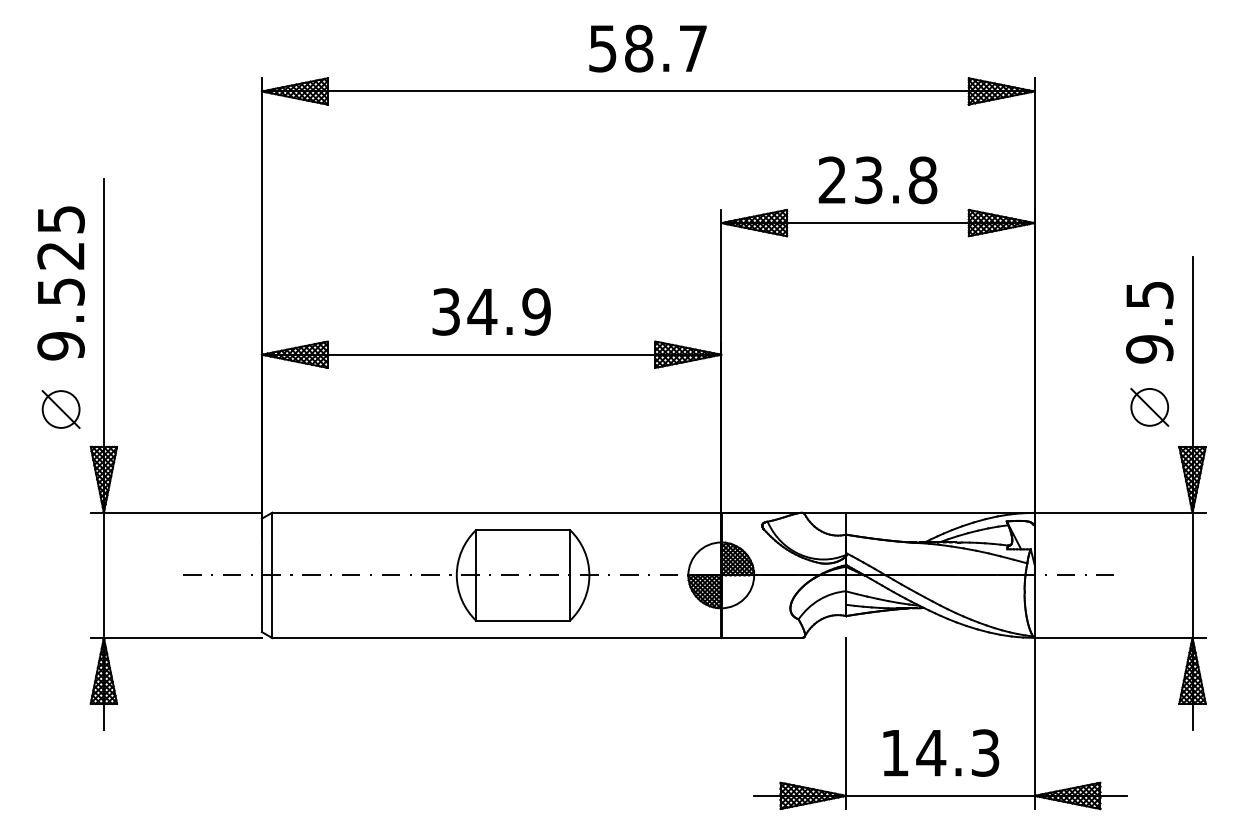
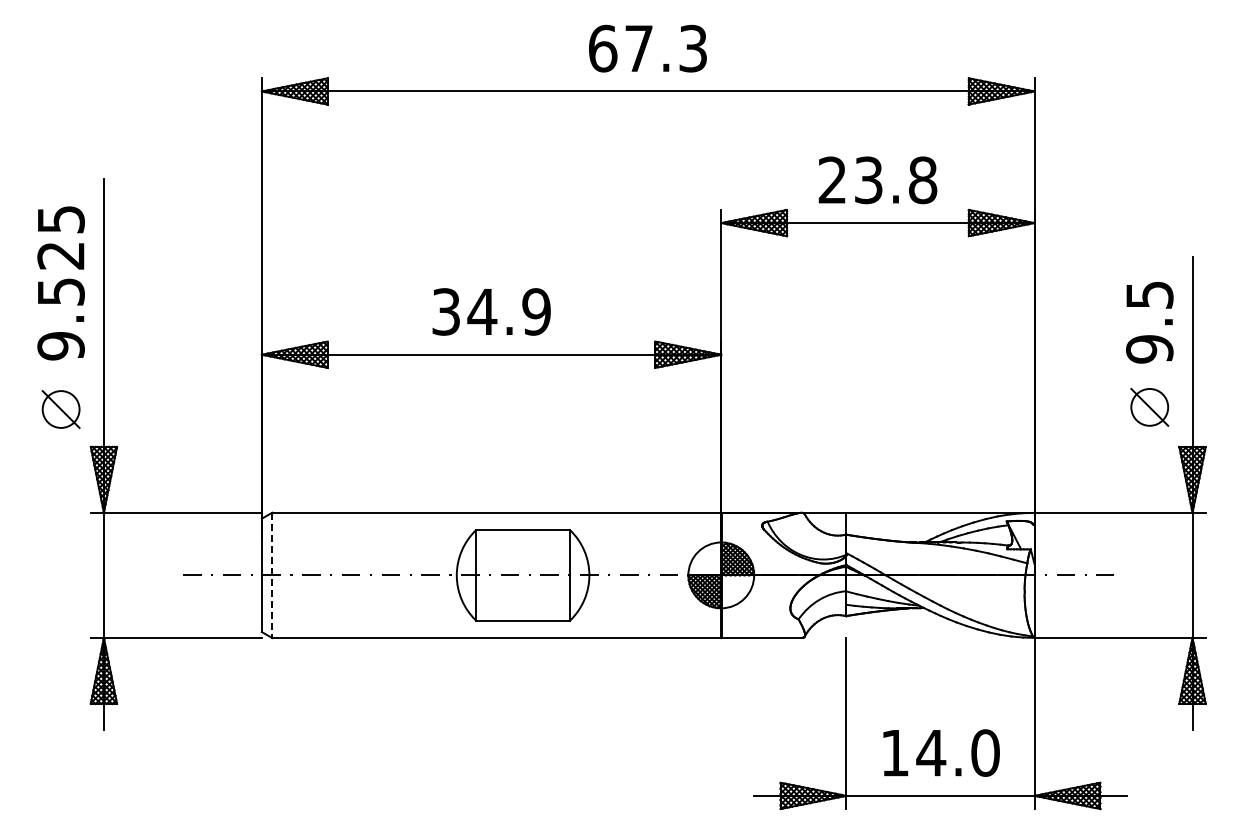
text: 58.7 -> 67.3 (647, 48)
line: solid -> dashed (272, 575)
text: 14.3 -> 14.0 (985, 752)
